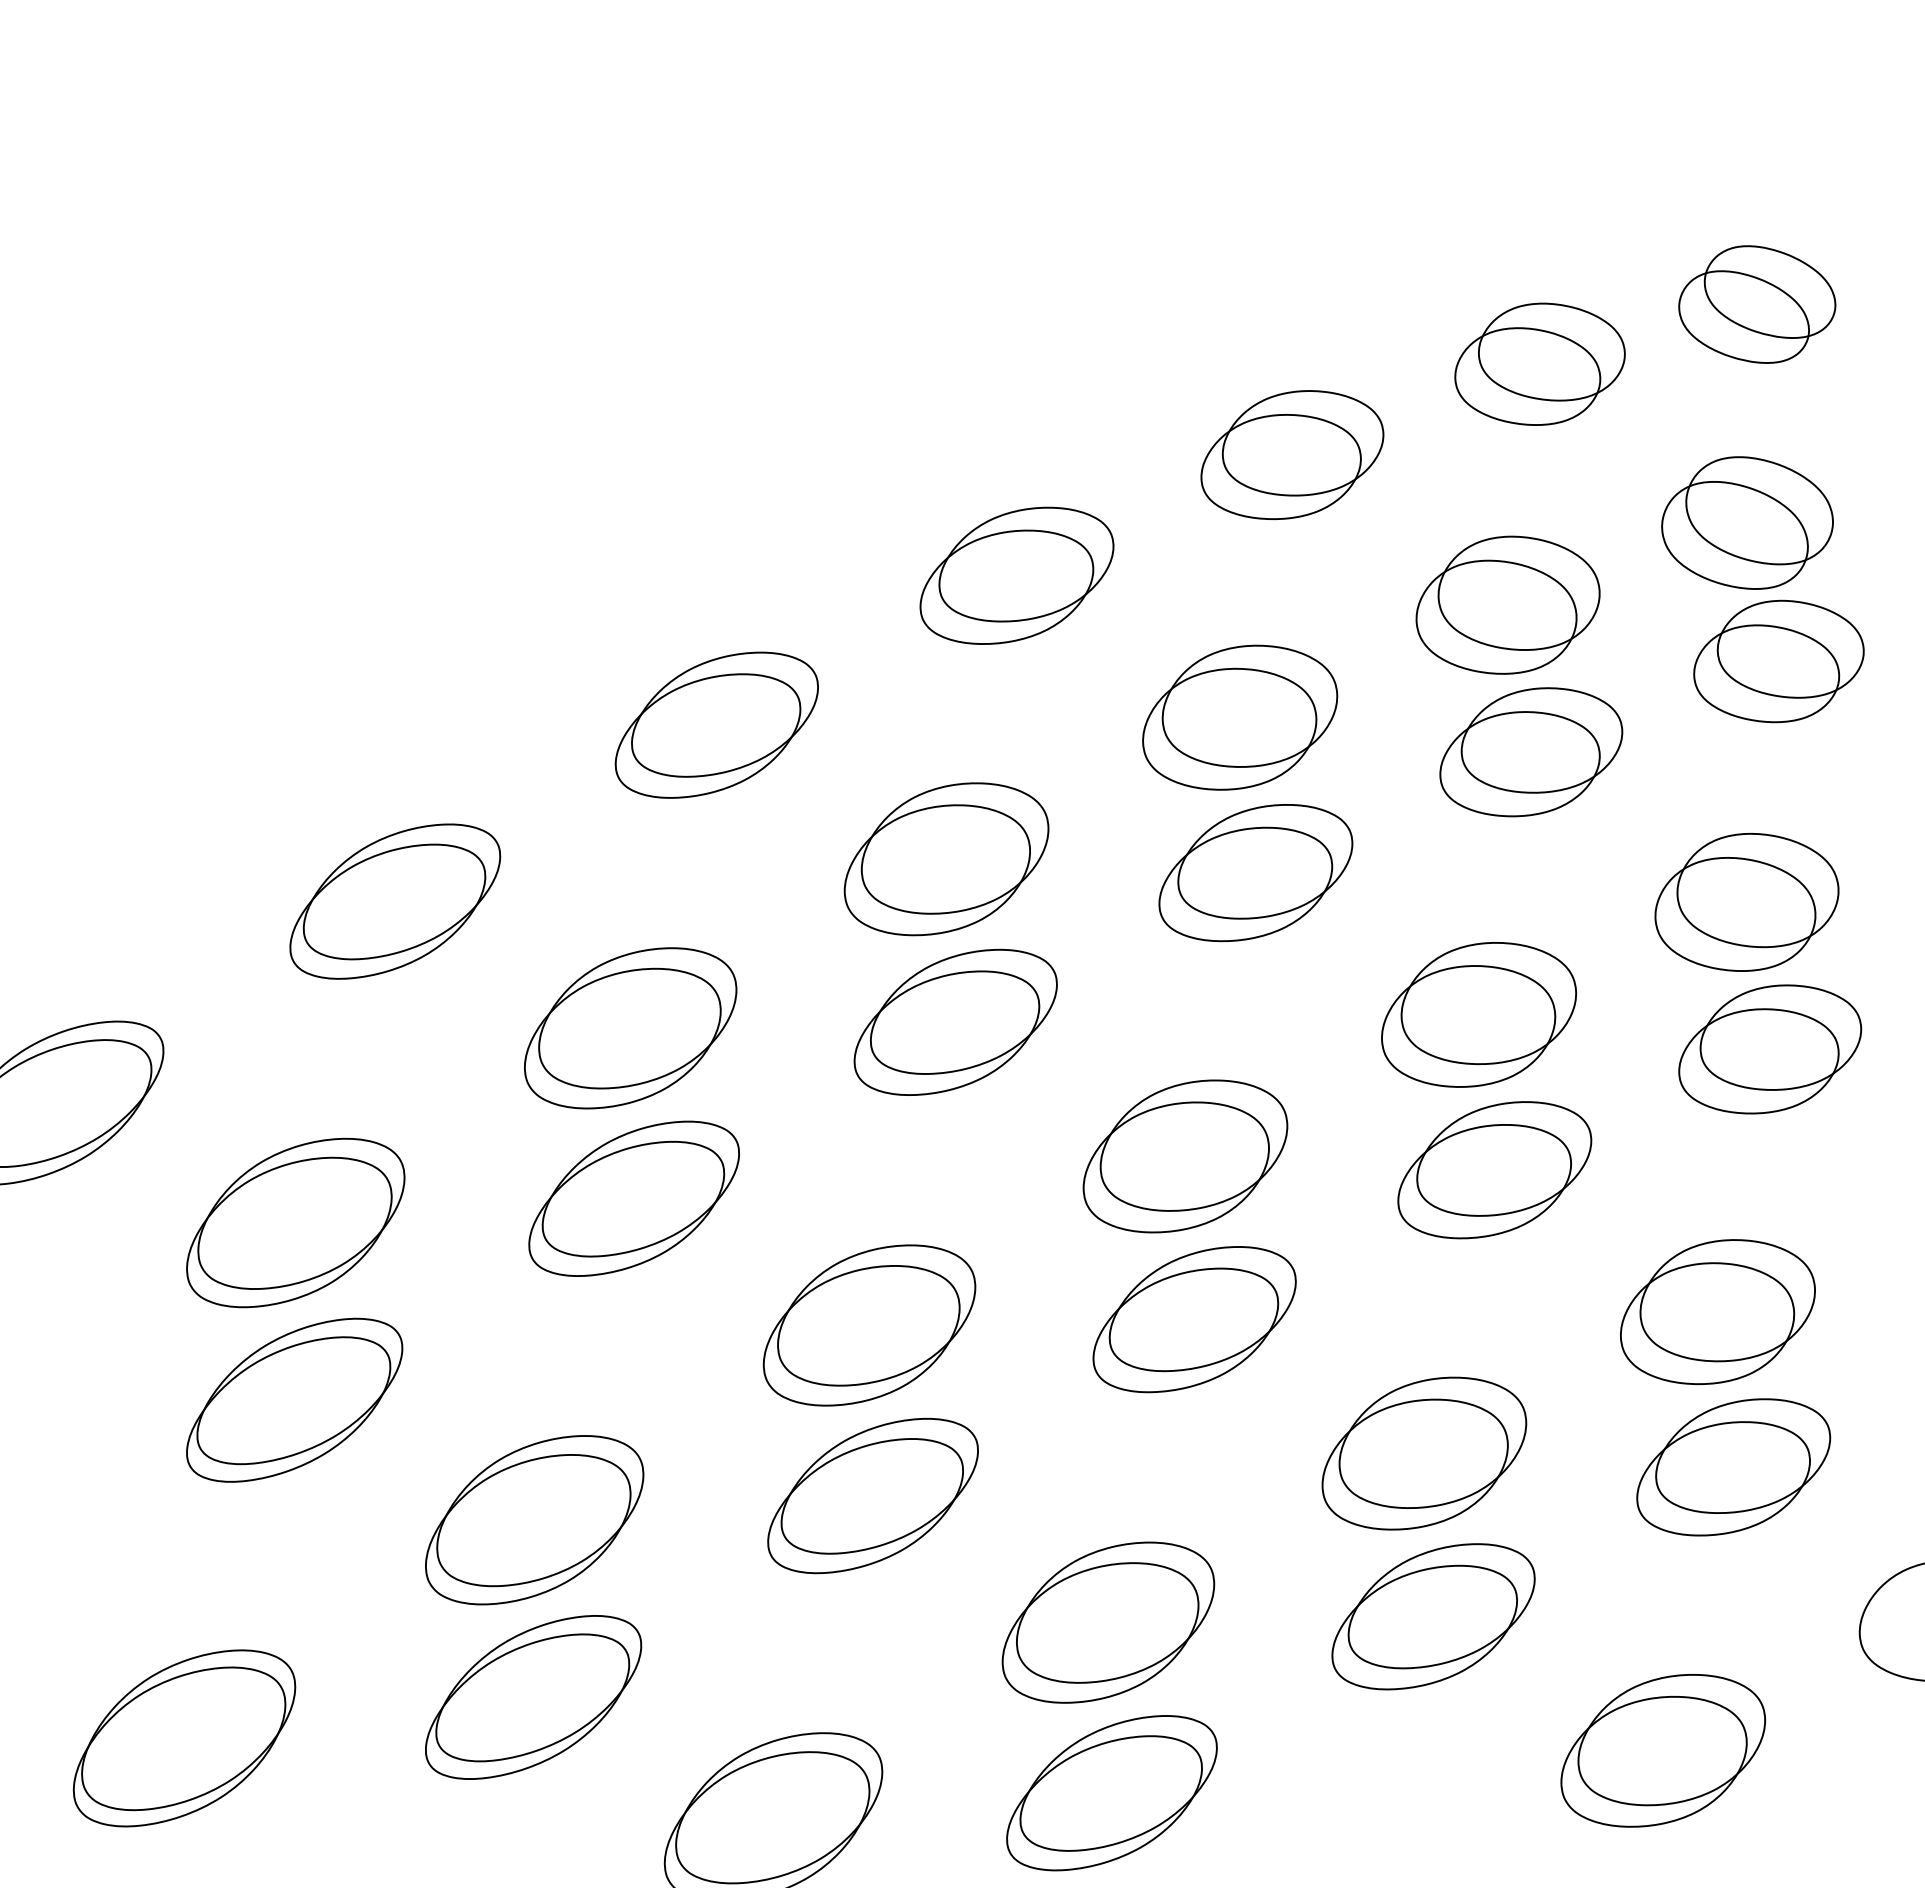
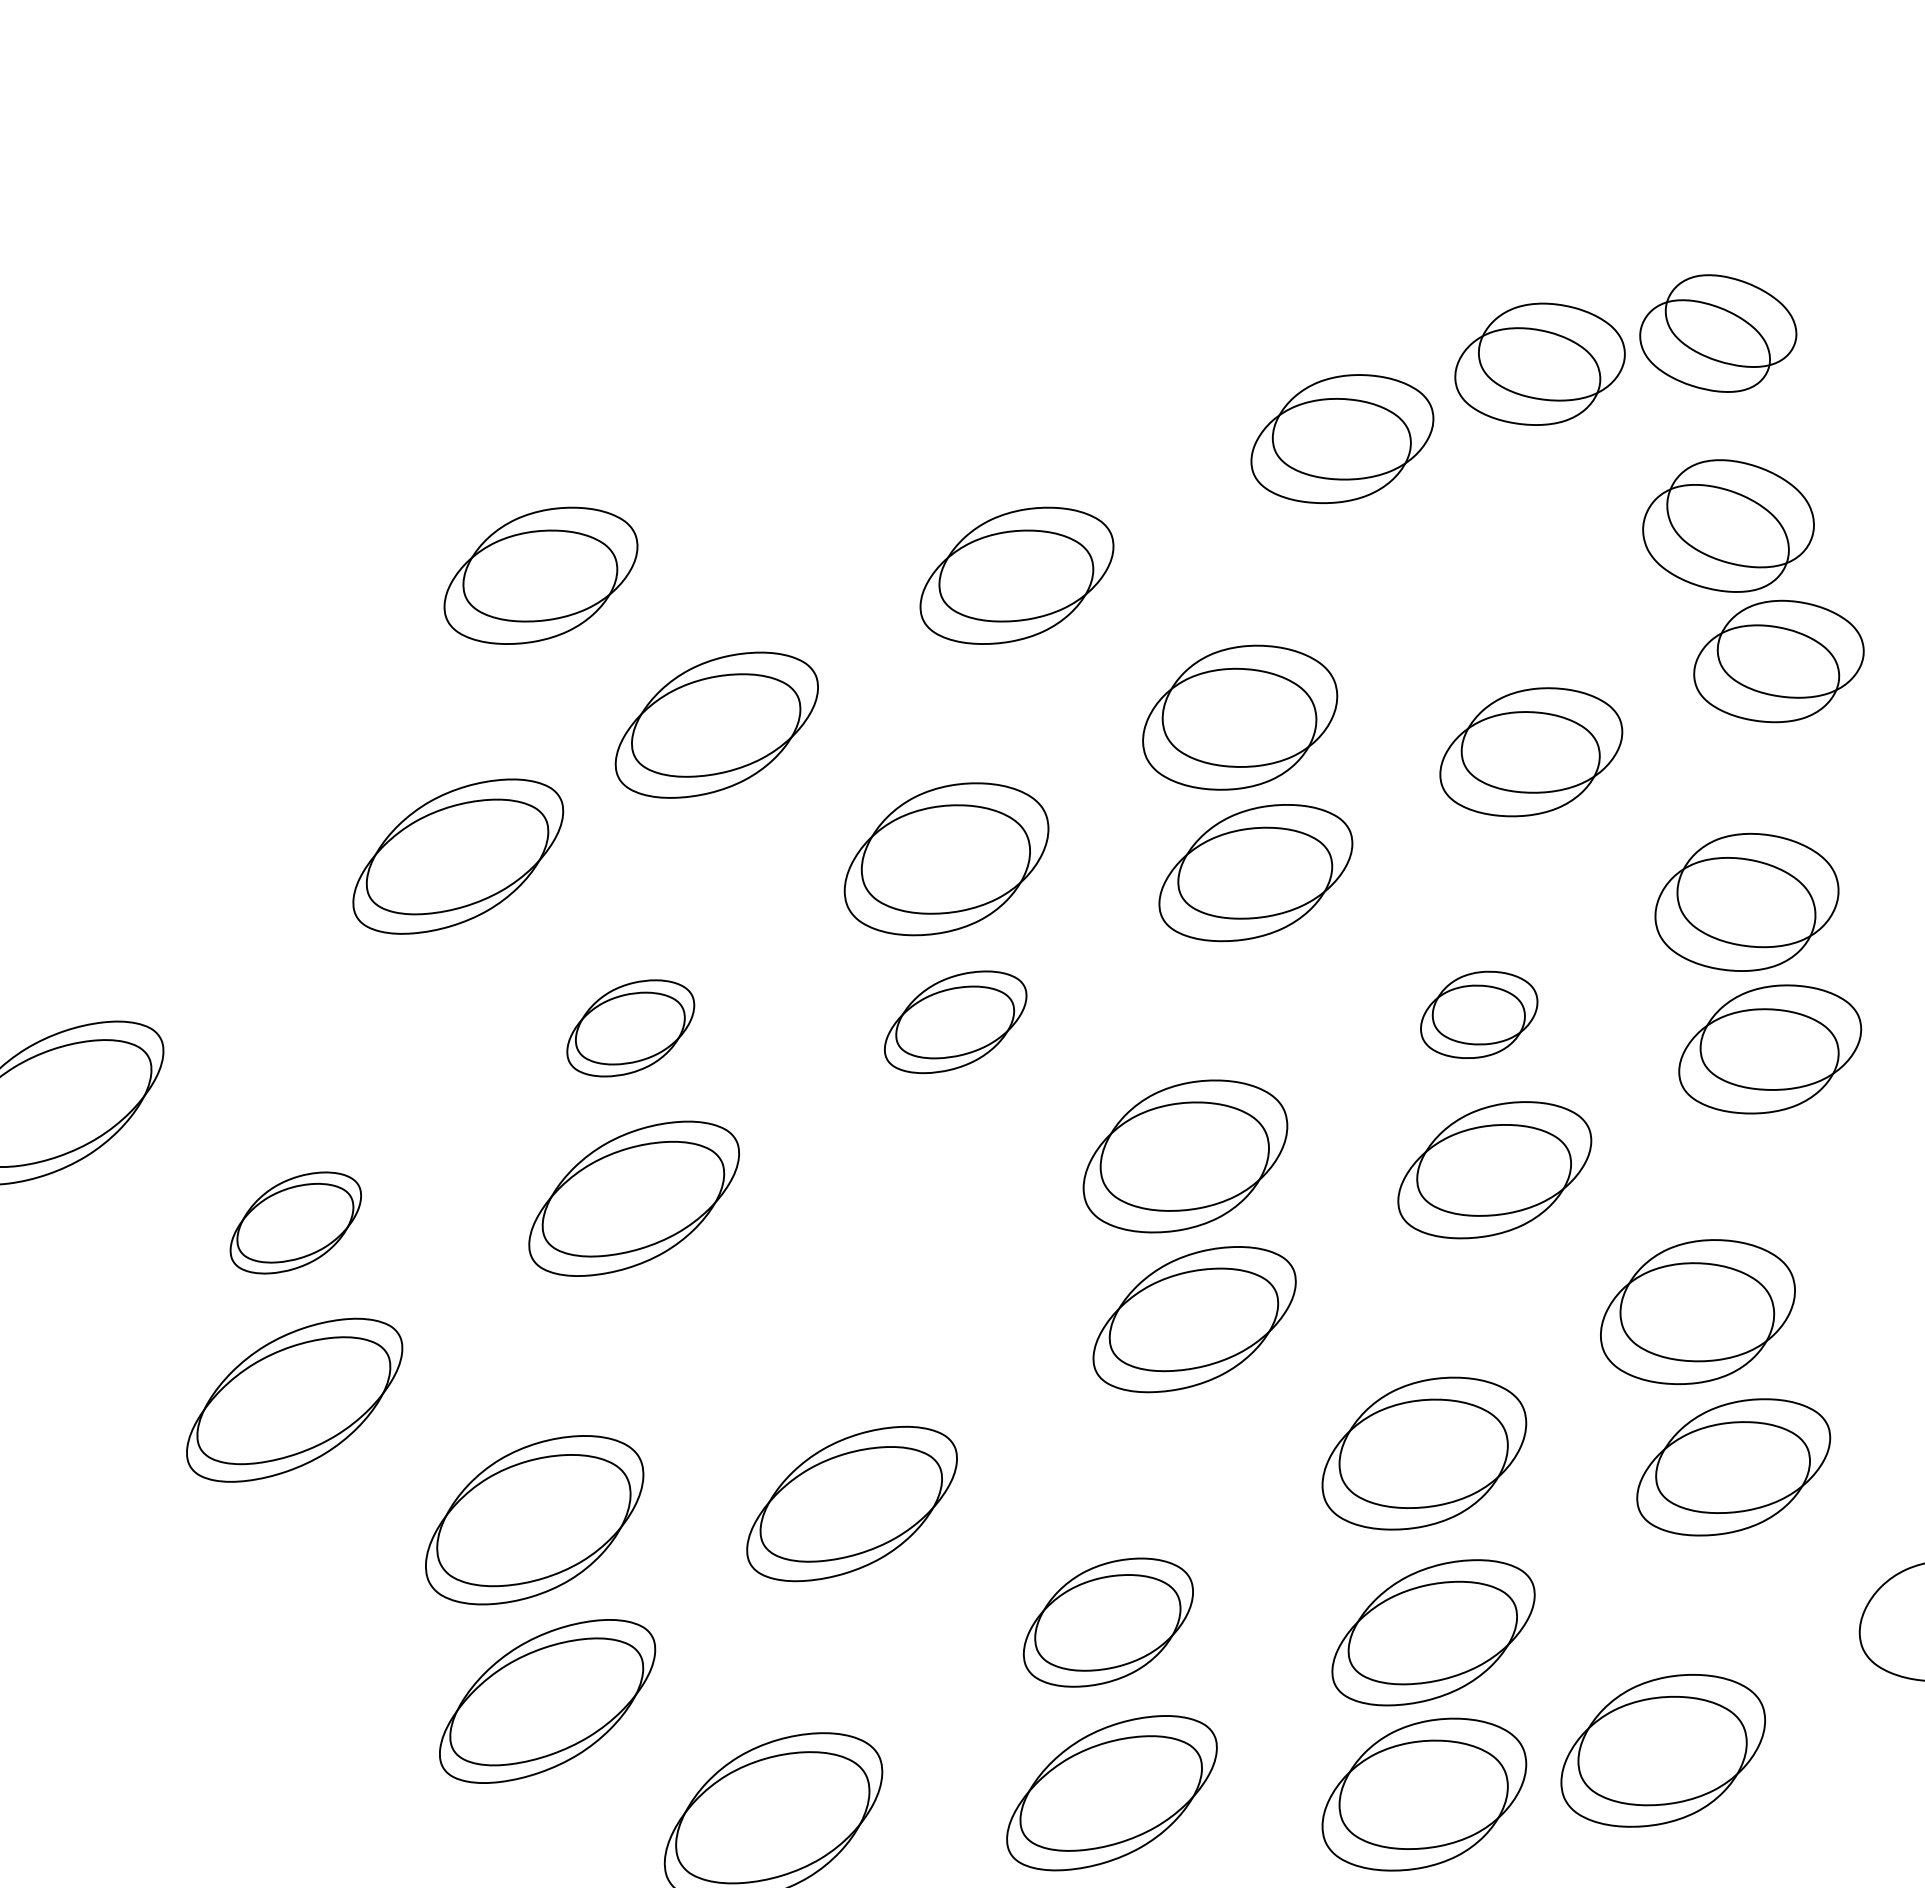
part position: (1757, 304) -> (1718, 333) (1718, 333)
part position: (1292, 454) -> (1342, 438) (1342, 438)
part position: (1747, 522) -> (1728, 525) (1728, 525)
part: none -> present (540, 575)
part: present -> none (1507, 604)
part position: (395, 901) -> (458, 856) (458, 856)
part size: 197x146 px -> 119x89 px (1479, 1014)
part size: 205x148 px -> 144x105 px (955, 1022)
part size: 214x163 px -> 130x99 px (630, 1028)
part size: 220x172 px -> 133x104 px (295, 1222)
part position: (1717, 1311) -> (1697, 1311) (1697, 1311)
part: present -> none (869, 1325)
part position: (872, 1496) -> (851, 1504) (851, 1504)
part position: (1433, 1616) -> (1433, 1632) (1433, 1632)
part size: 215x163 px -> 171x131 px (1108, 1622)
part position: (533, 1697) -> (547, 1701) (547, 1701)
part: present -> none (184, 1738)
part: none -> present (1424, 1794)
